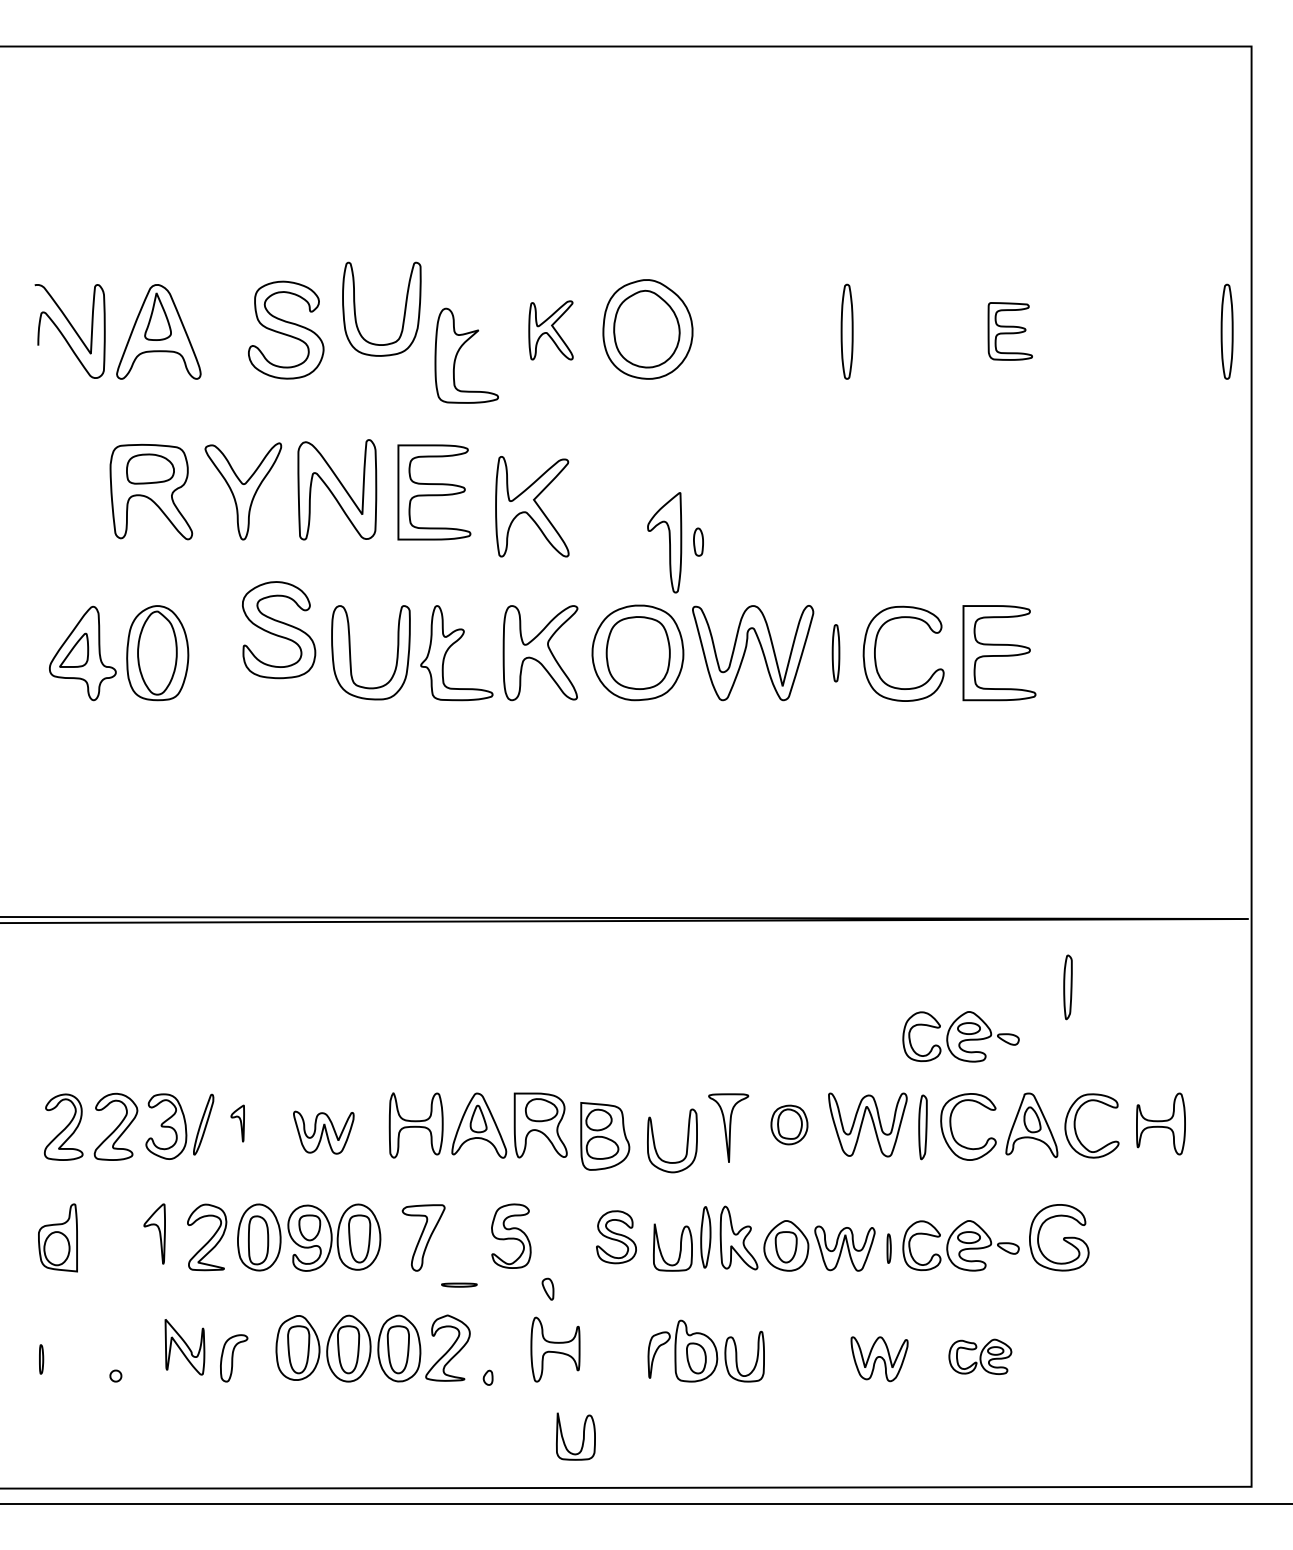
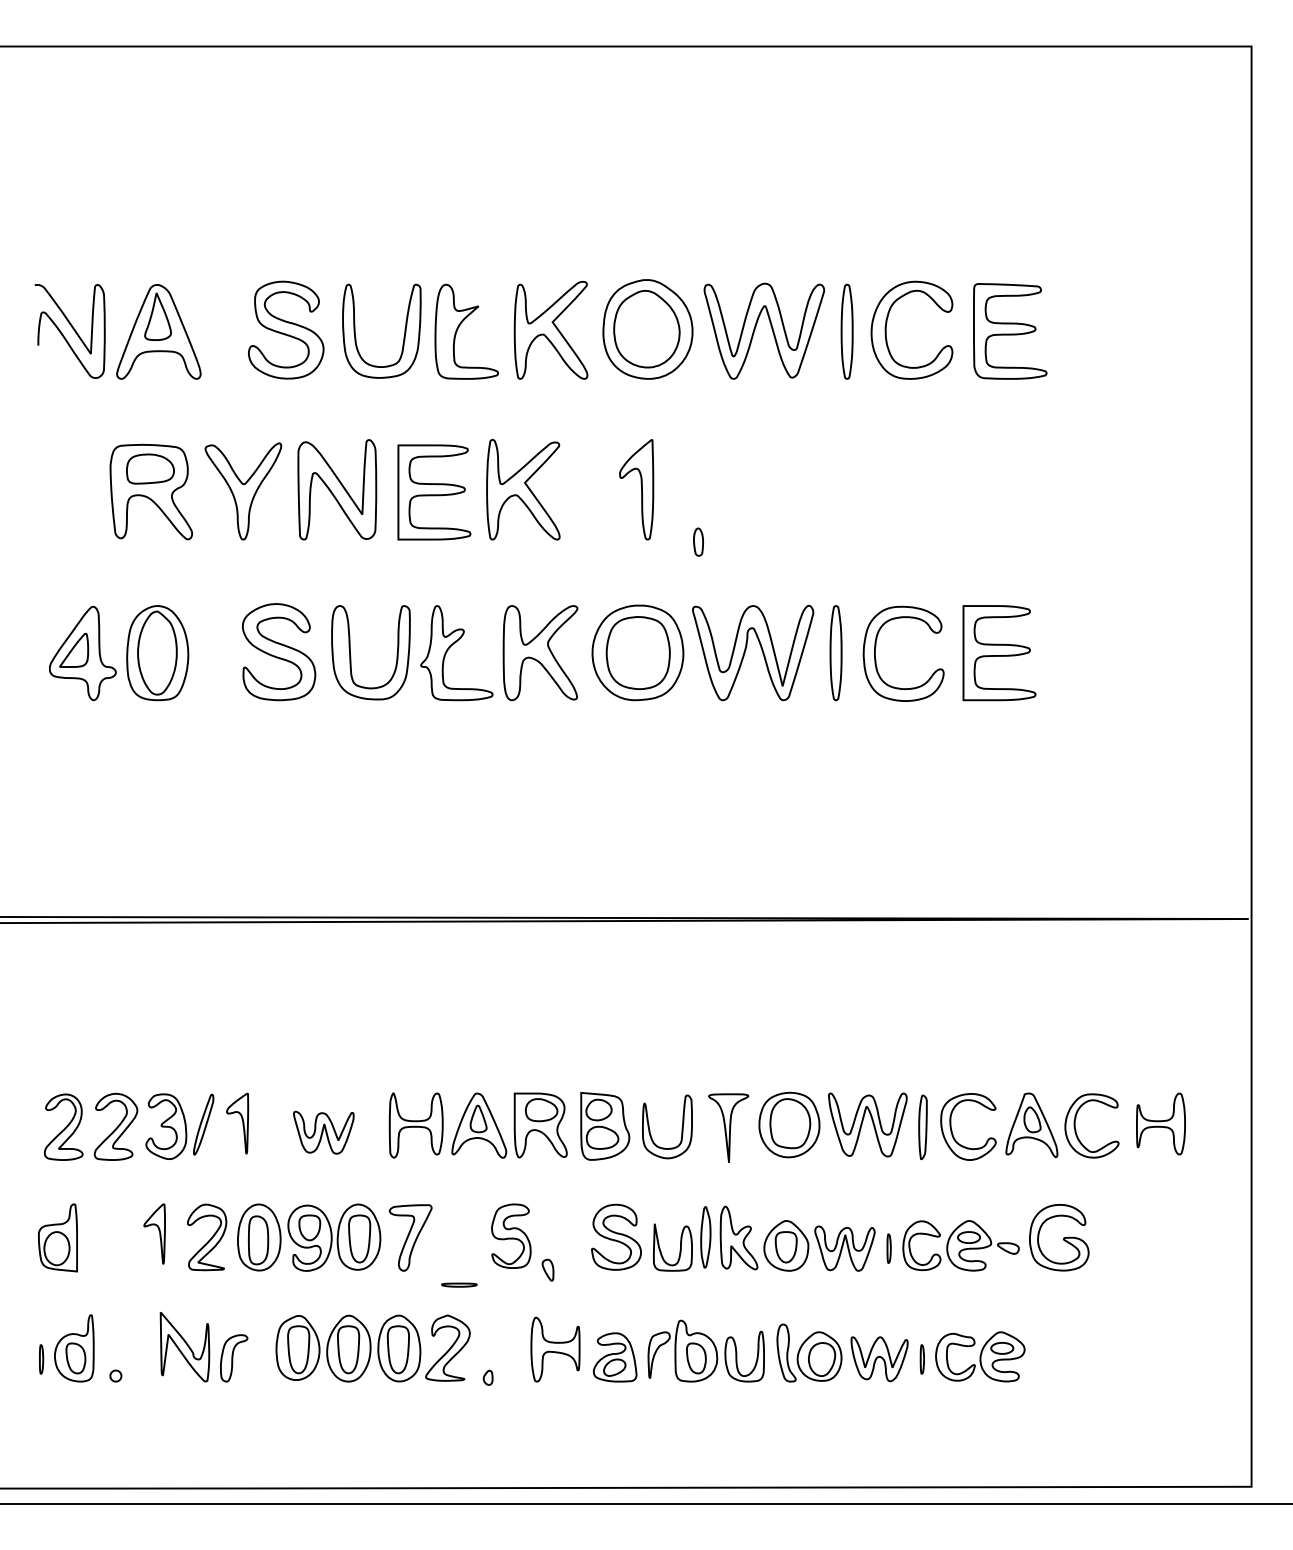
part position: (403, 314) -> (403, 336) (403, 336)
part: none -> present (887, 323)
part: none -> present (771, 329)
part size: 46x61 px -> 76x99 px (550, 330)
part size: 46x59 px -> 75x97 px (1010, 331)
part: present -> none (1226, 331)
part position: (459, 351) -> (459, 327) (459, 327)
part position: (532, 506) -> (523, 489) (523, 489)
part position: (664, 542) -> (636, 489) (636, 489)
part position: (279, 630) -> (279, 652) (279, 652)
part size: 10x59 px -> 14x97 px (835, 653)
part: present -> none (1067, 987)
part: present -> none (960, 1036)
part size: 15x39 px -> 24x63 px (237, 1123)
part size: 39x42 px -> 63x68 px (789, 1124)
part position: (605, 1136) -> (605, 1126) (605, 1126)
part position: (686, 1141) -> (681, 1127) (681, 1127)
part position: (423, 1237) -> (410, 1237) (410, 1237)
part size: 41x55 px -> 51x68 px (616, 1236)
part position: (547, 1288) -> (547, 1269) (547, 1269)
part size: 42x57 px -> 52x71 px (184, 1347)
part: none -> present (74, 1348)
part: none -> present (809, 1352)
part size: 65x37 px -> 91x52 px (980, 1356)
part: none -> present (614, 1357)
part: none -> present (921, 1359)
part: present -> none (582, 1439)
